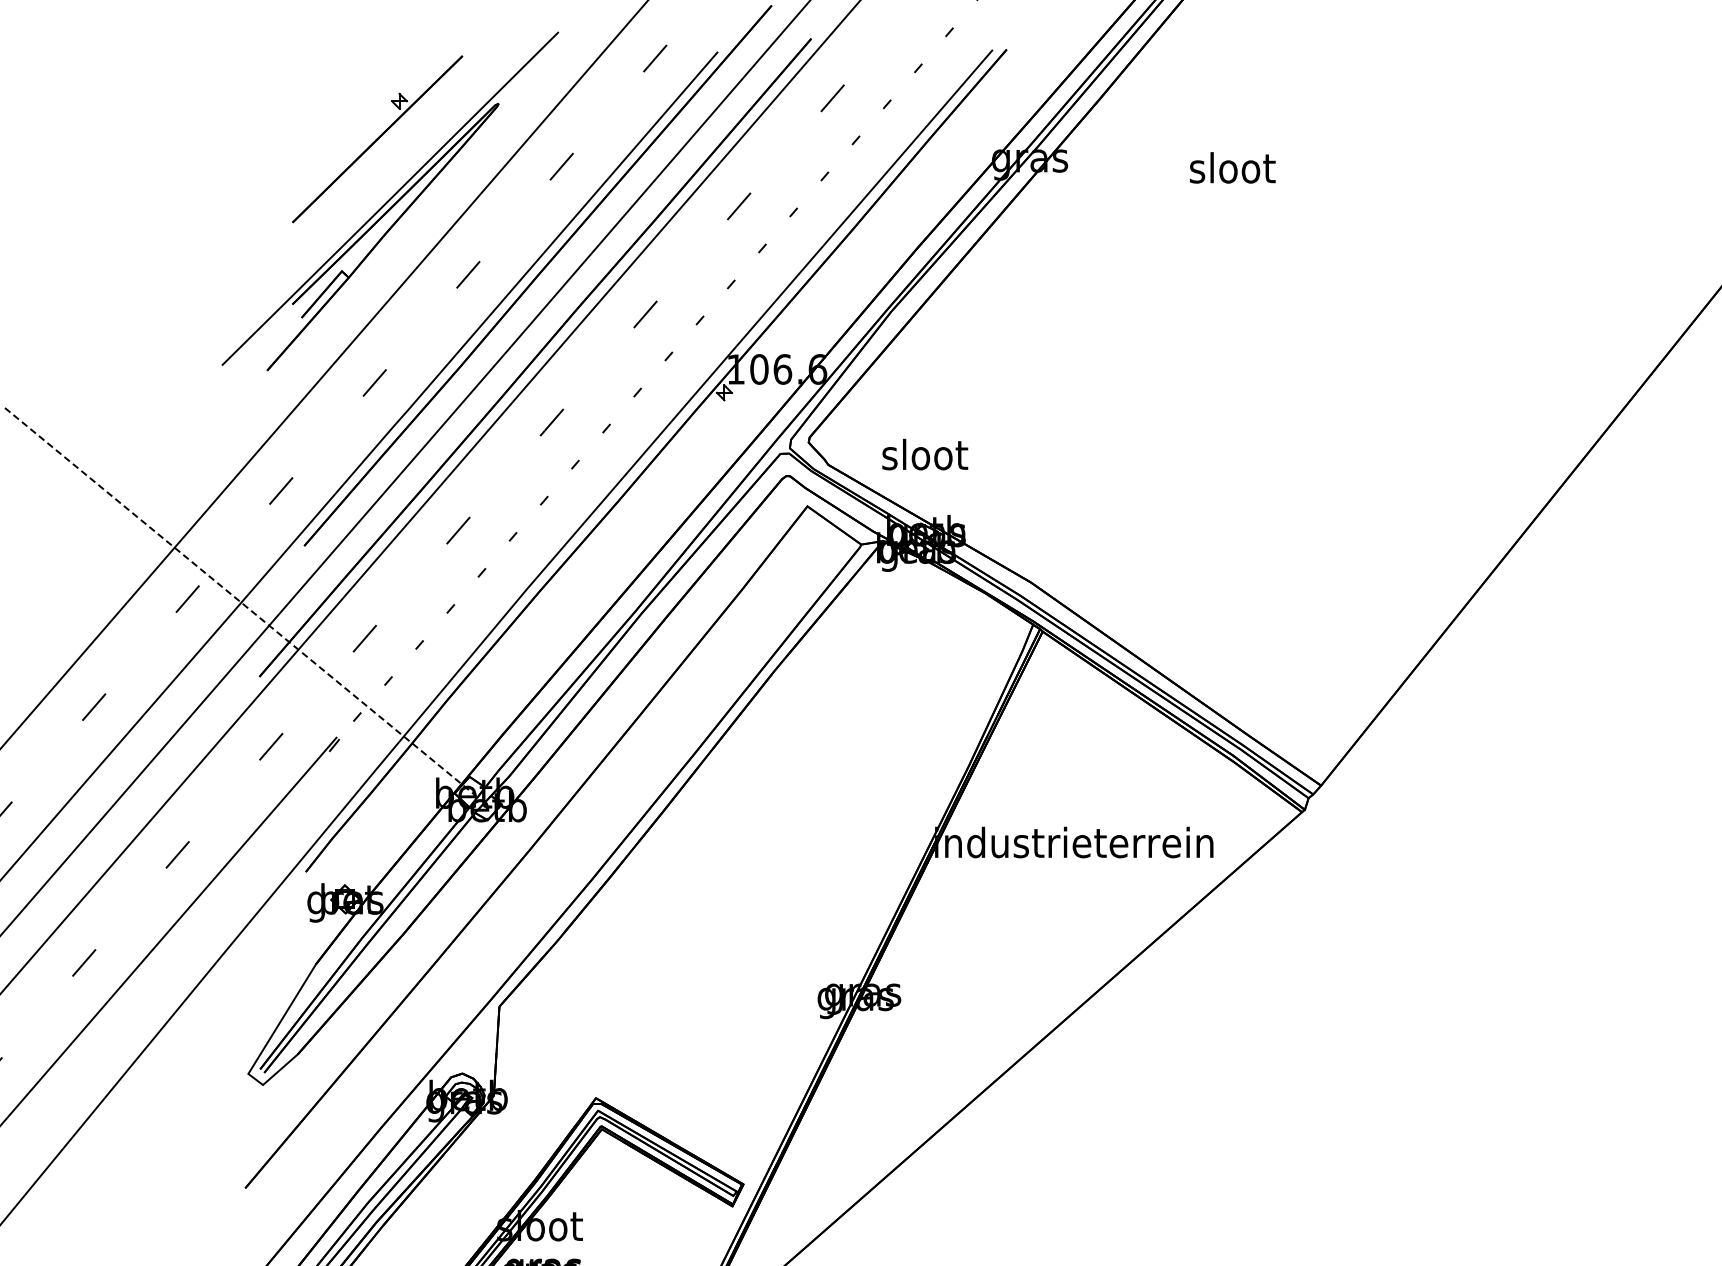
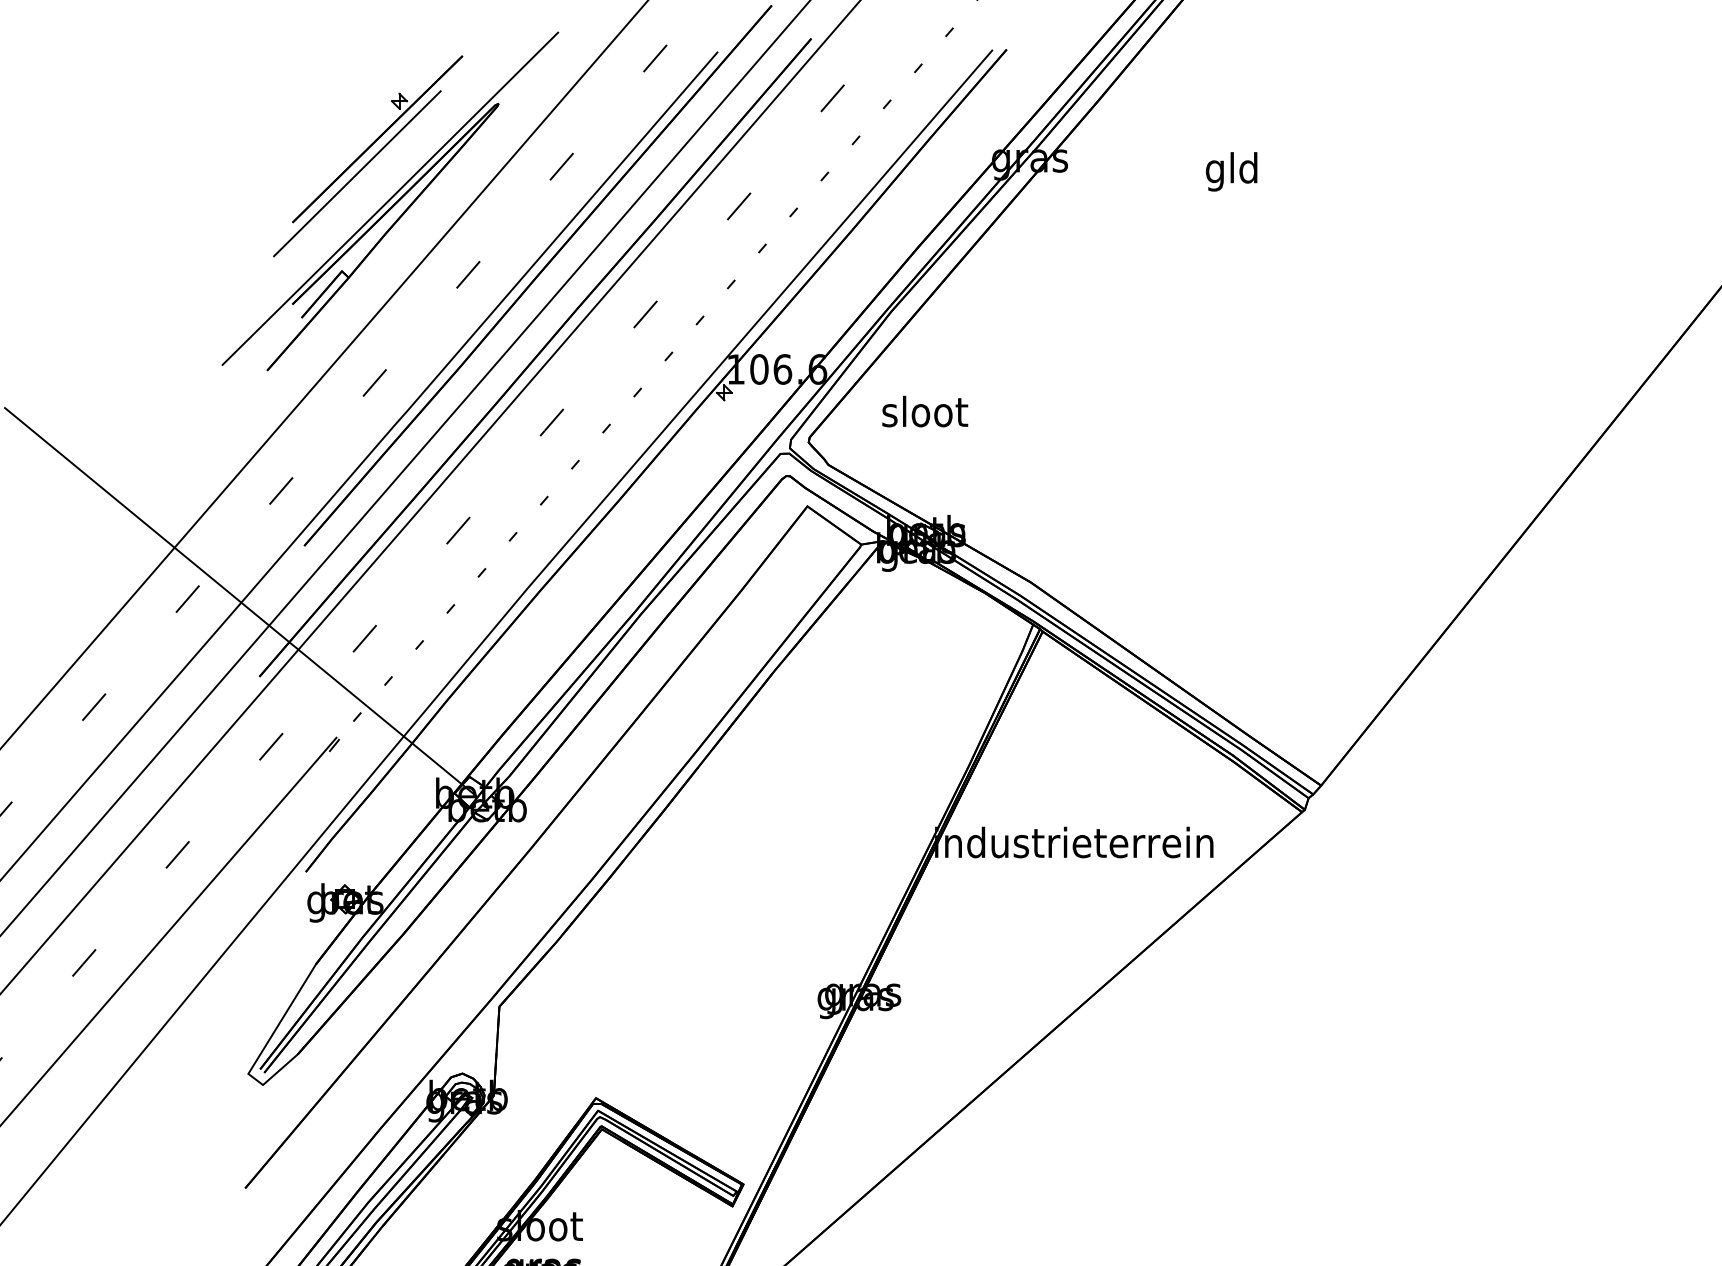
text: sloot -> gld (1232, 171)
line: none -> present (357, 173)
text position: (925, 454) -> (925, 411) (925, 411)
line: dashed -> solid (240, 602)
